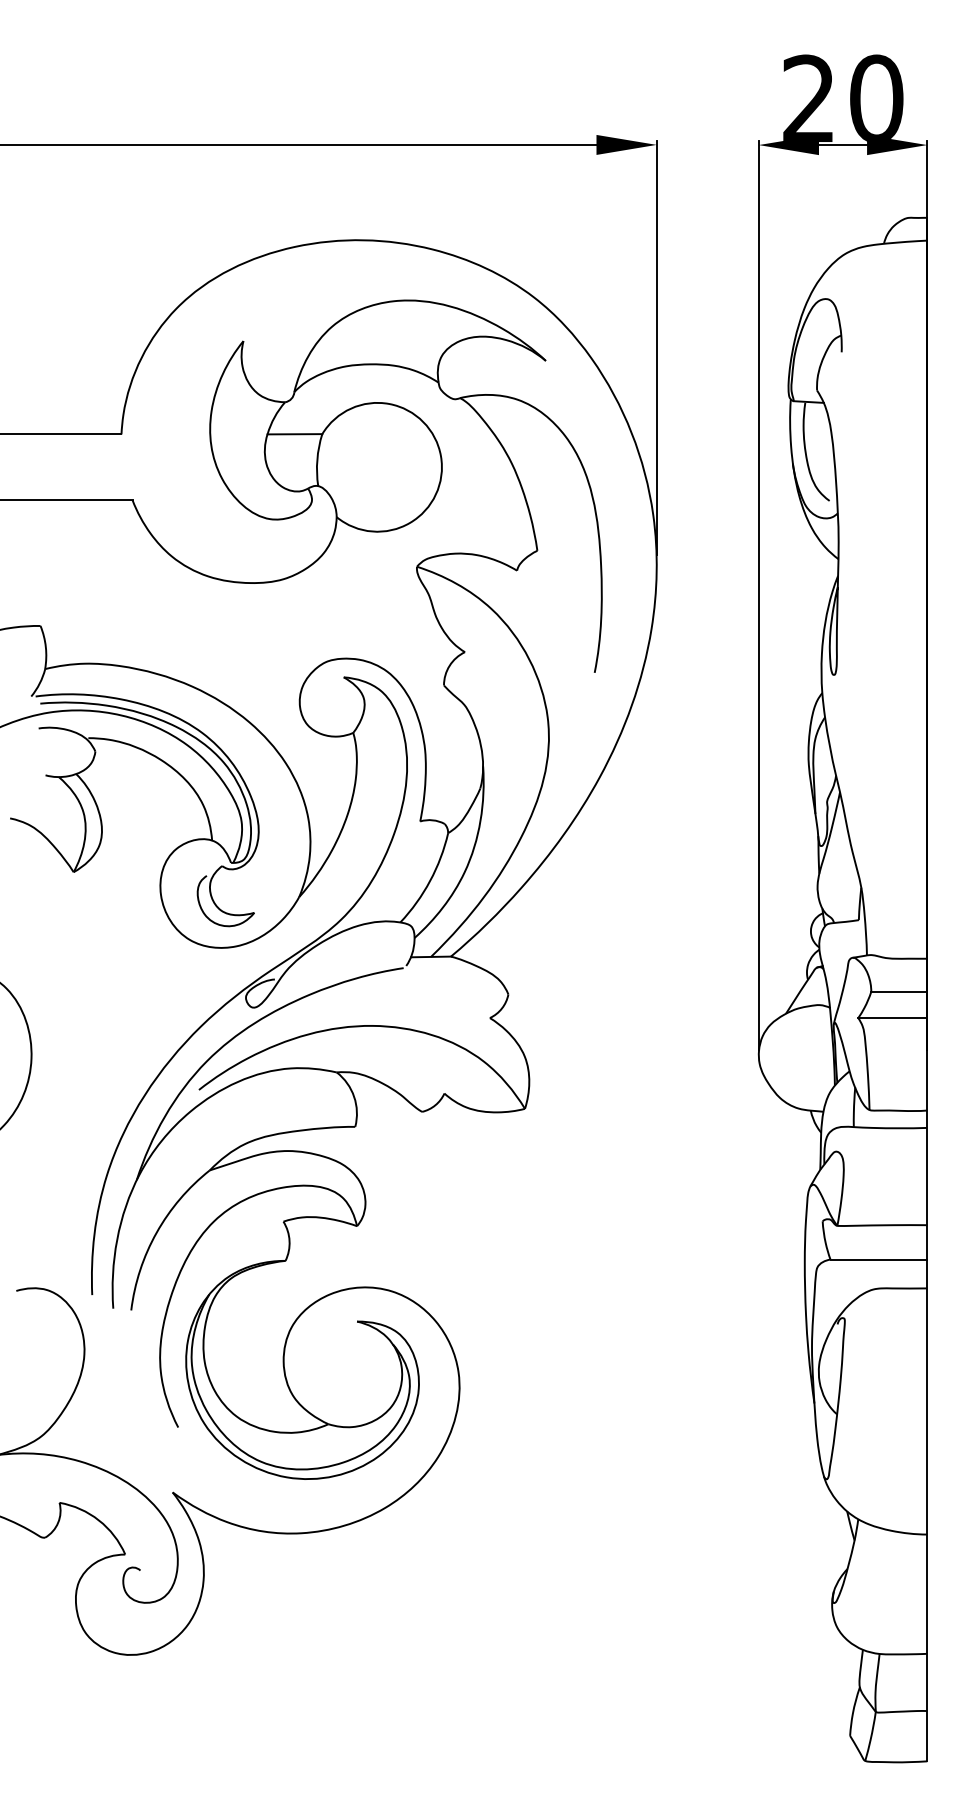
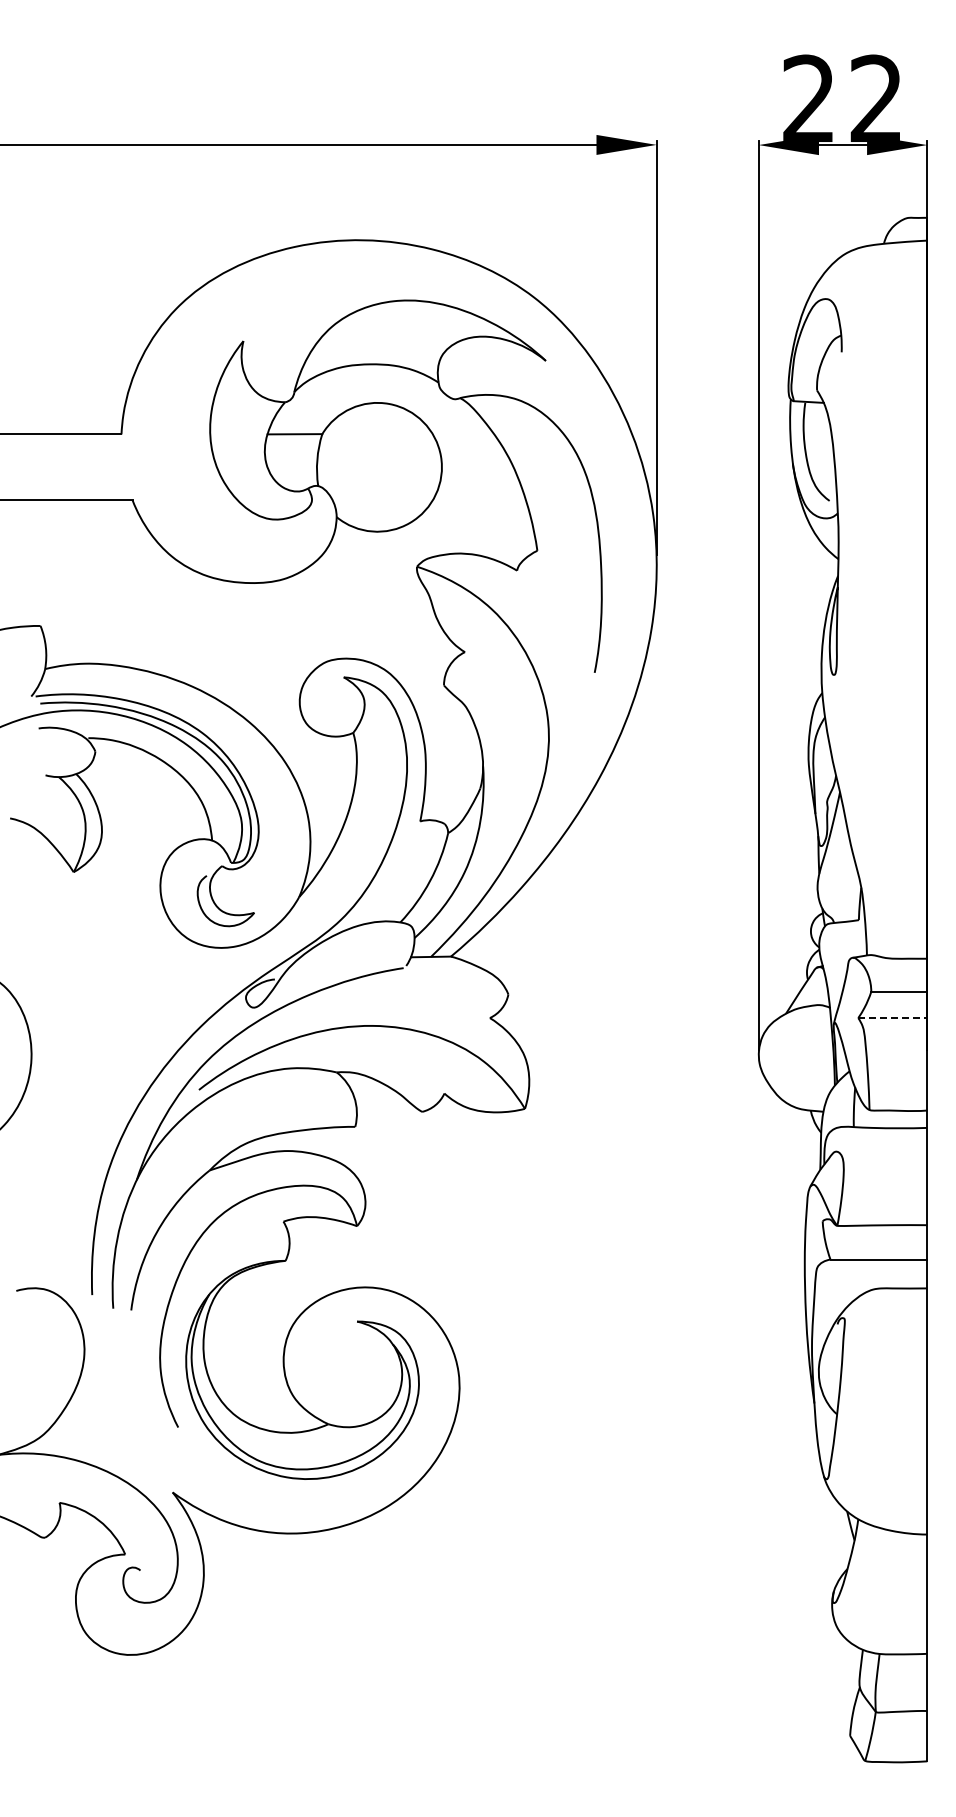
text: 20 -> 22 (876, 97)
line: solid -> dashed (893, 1018)
